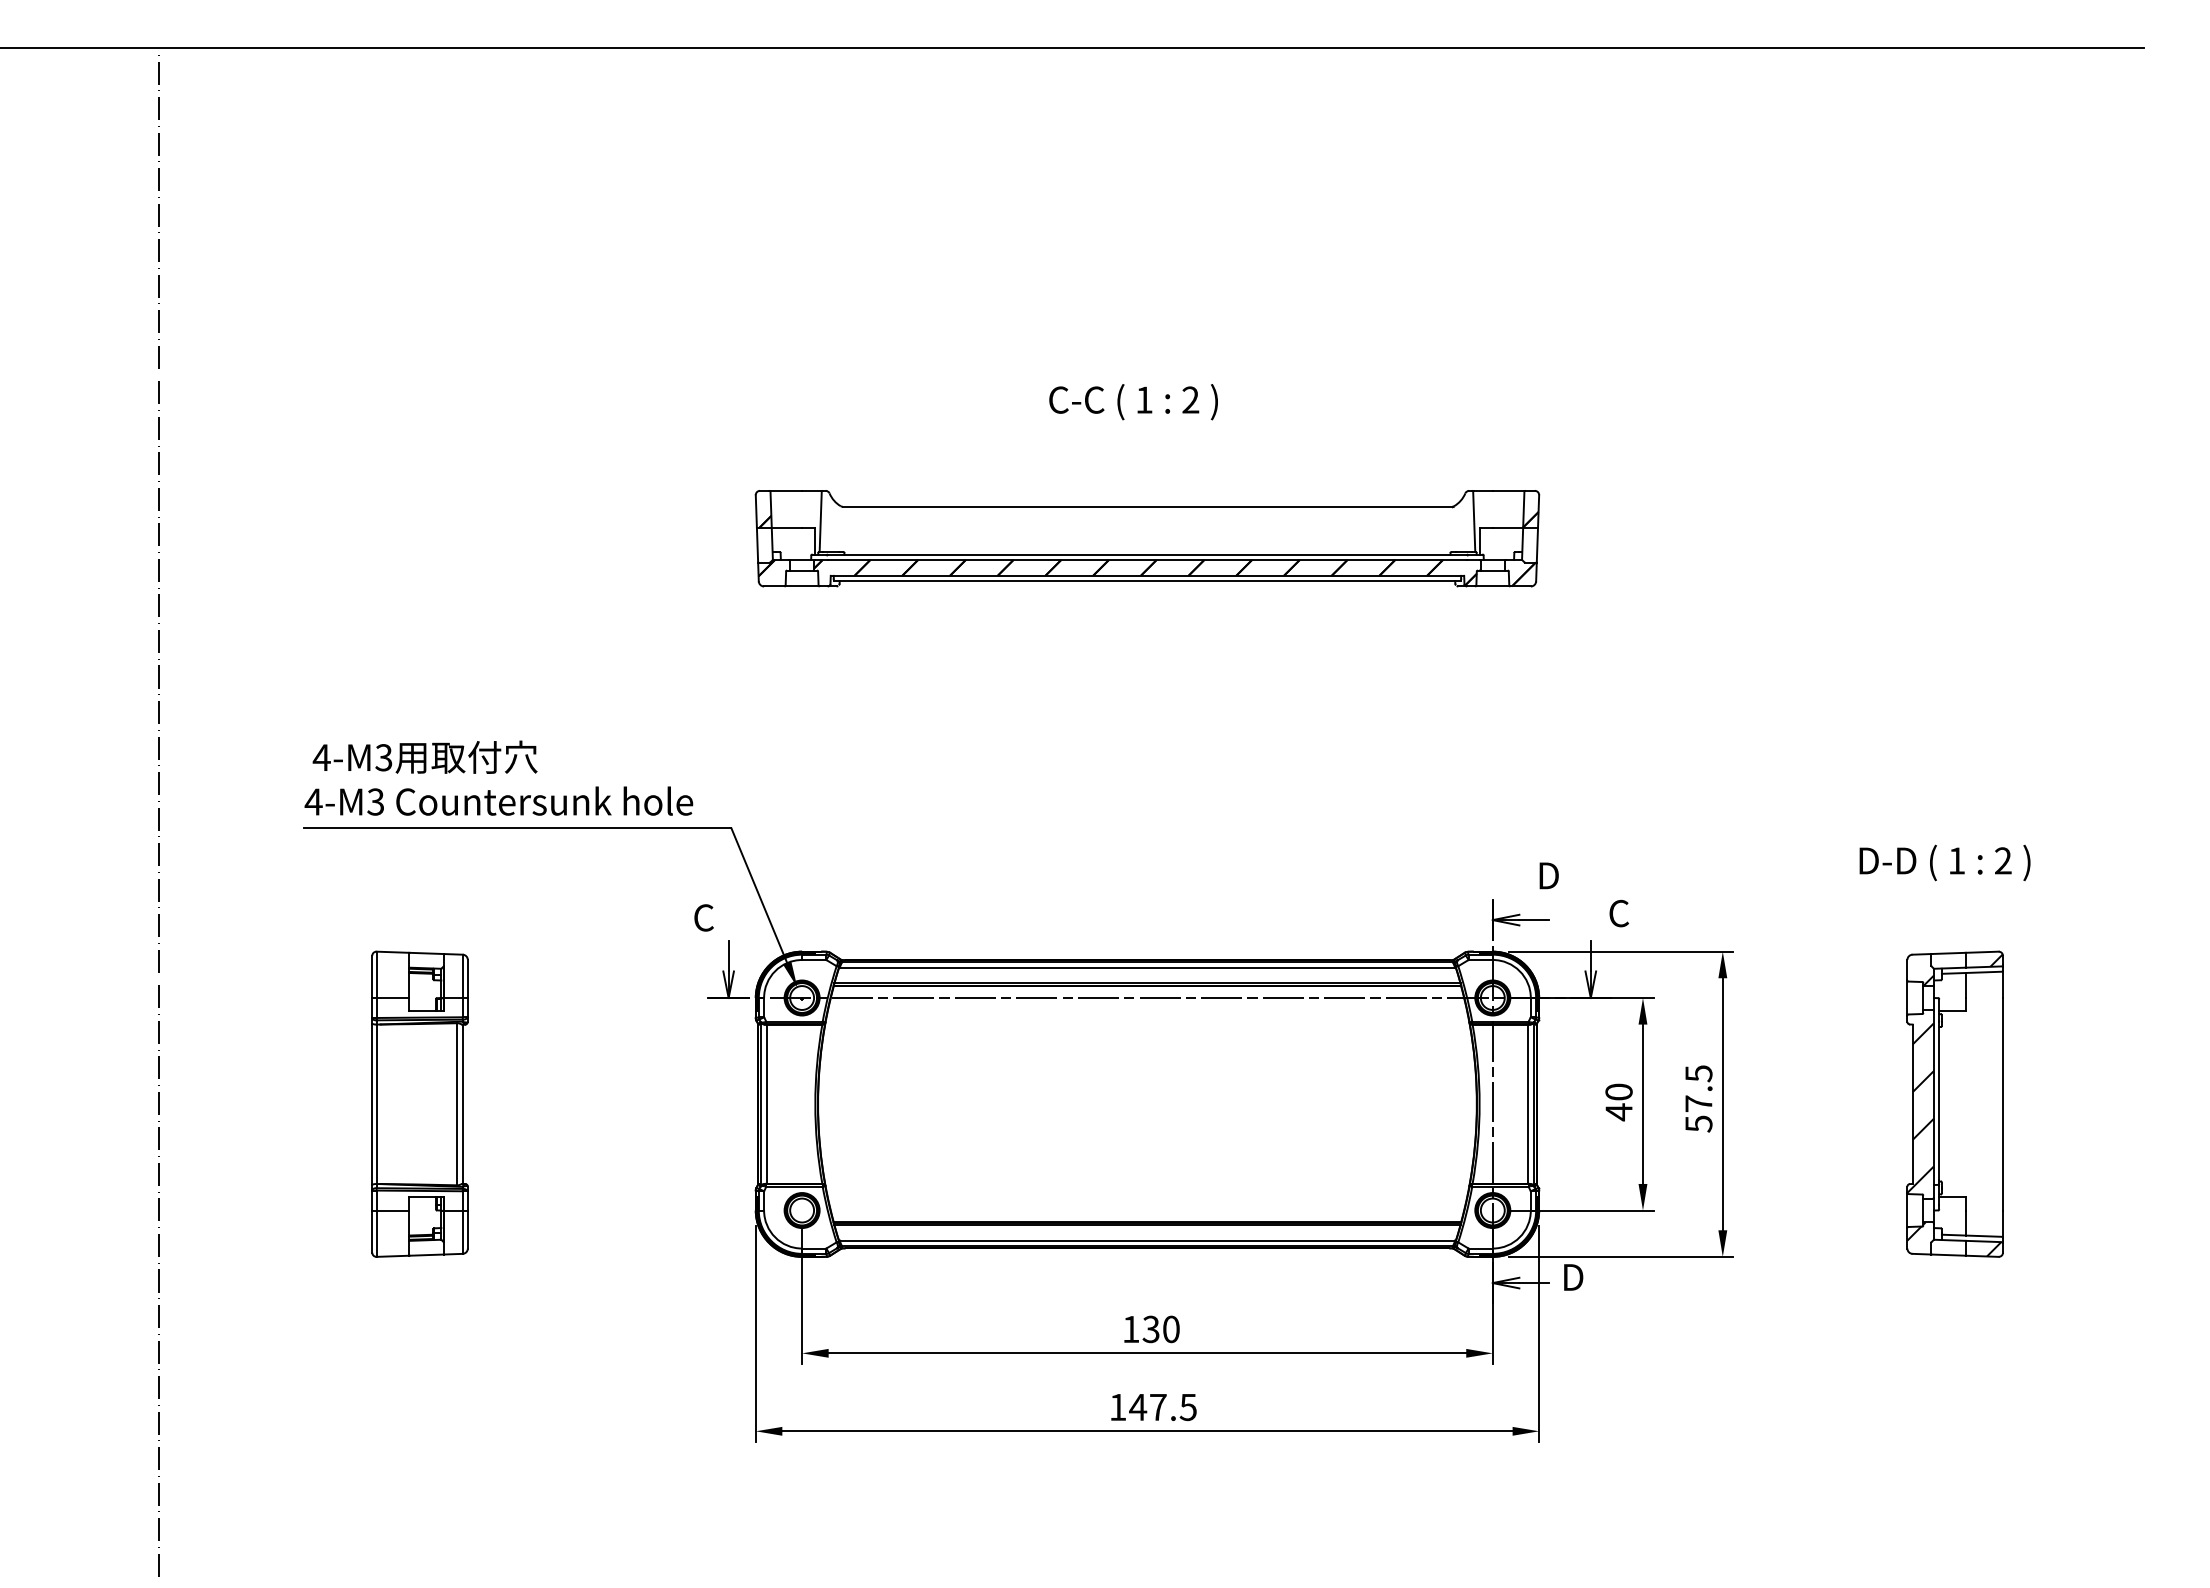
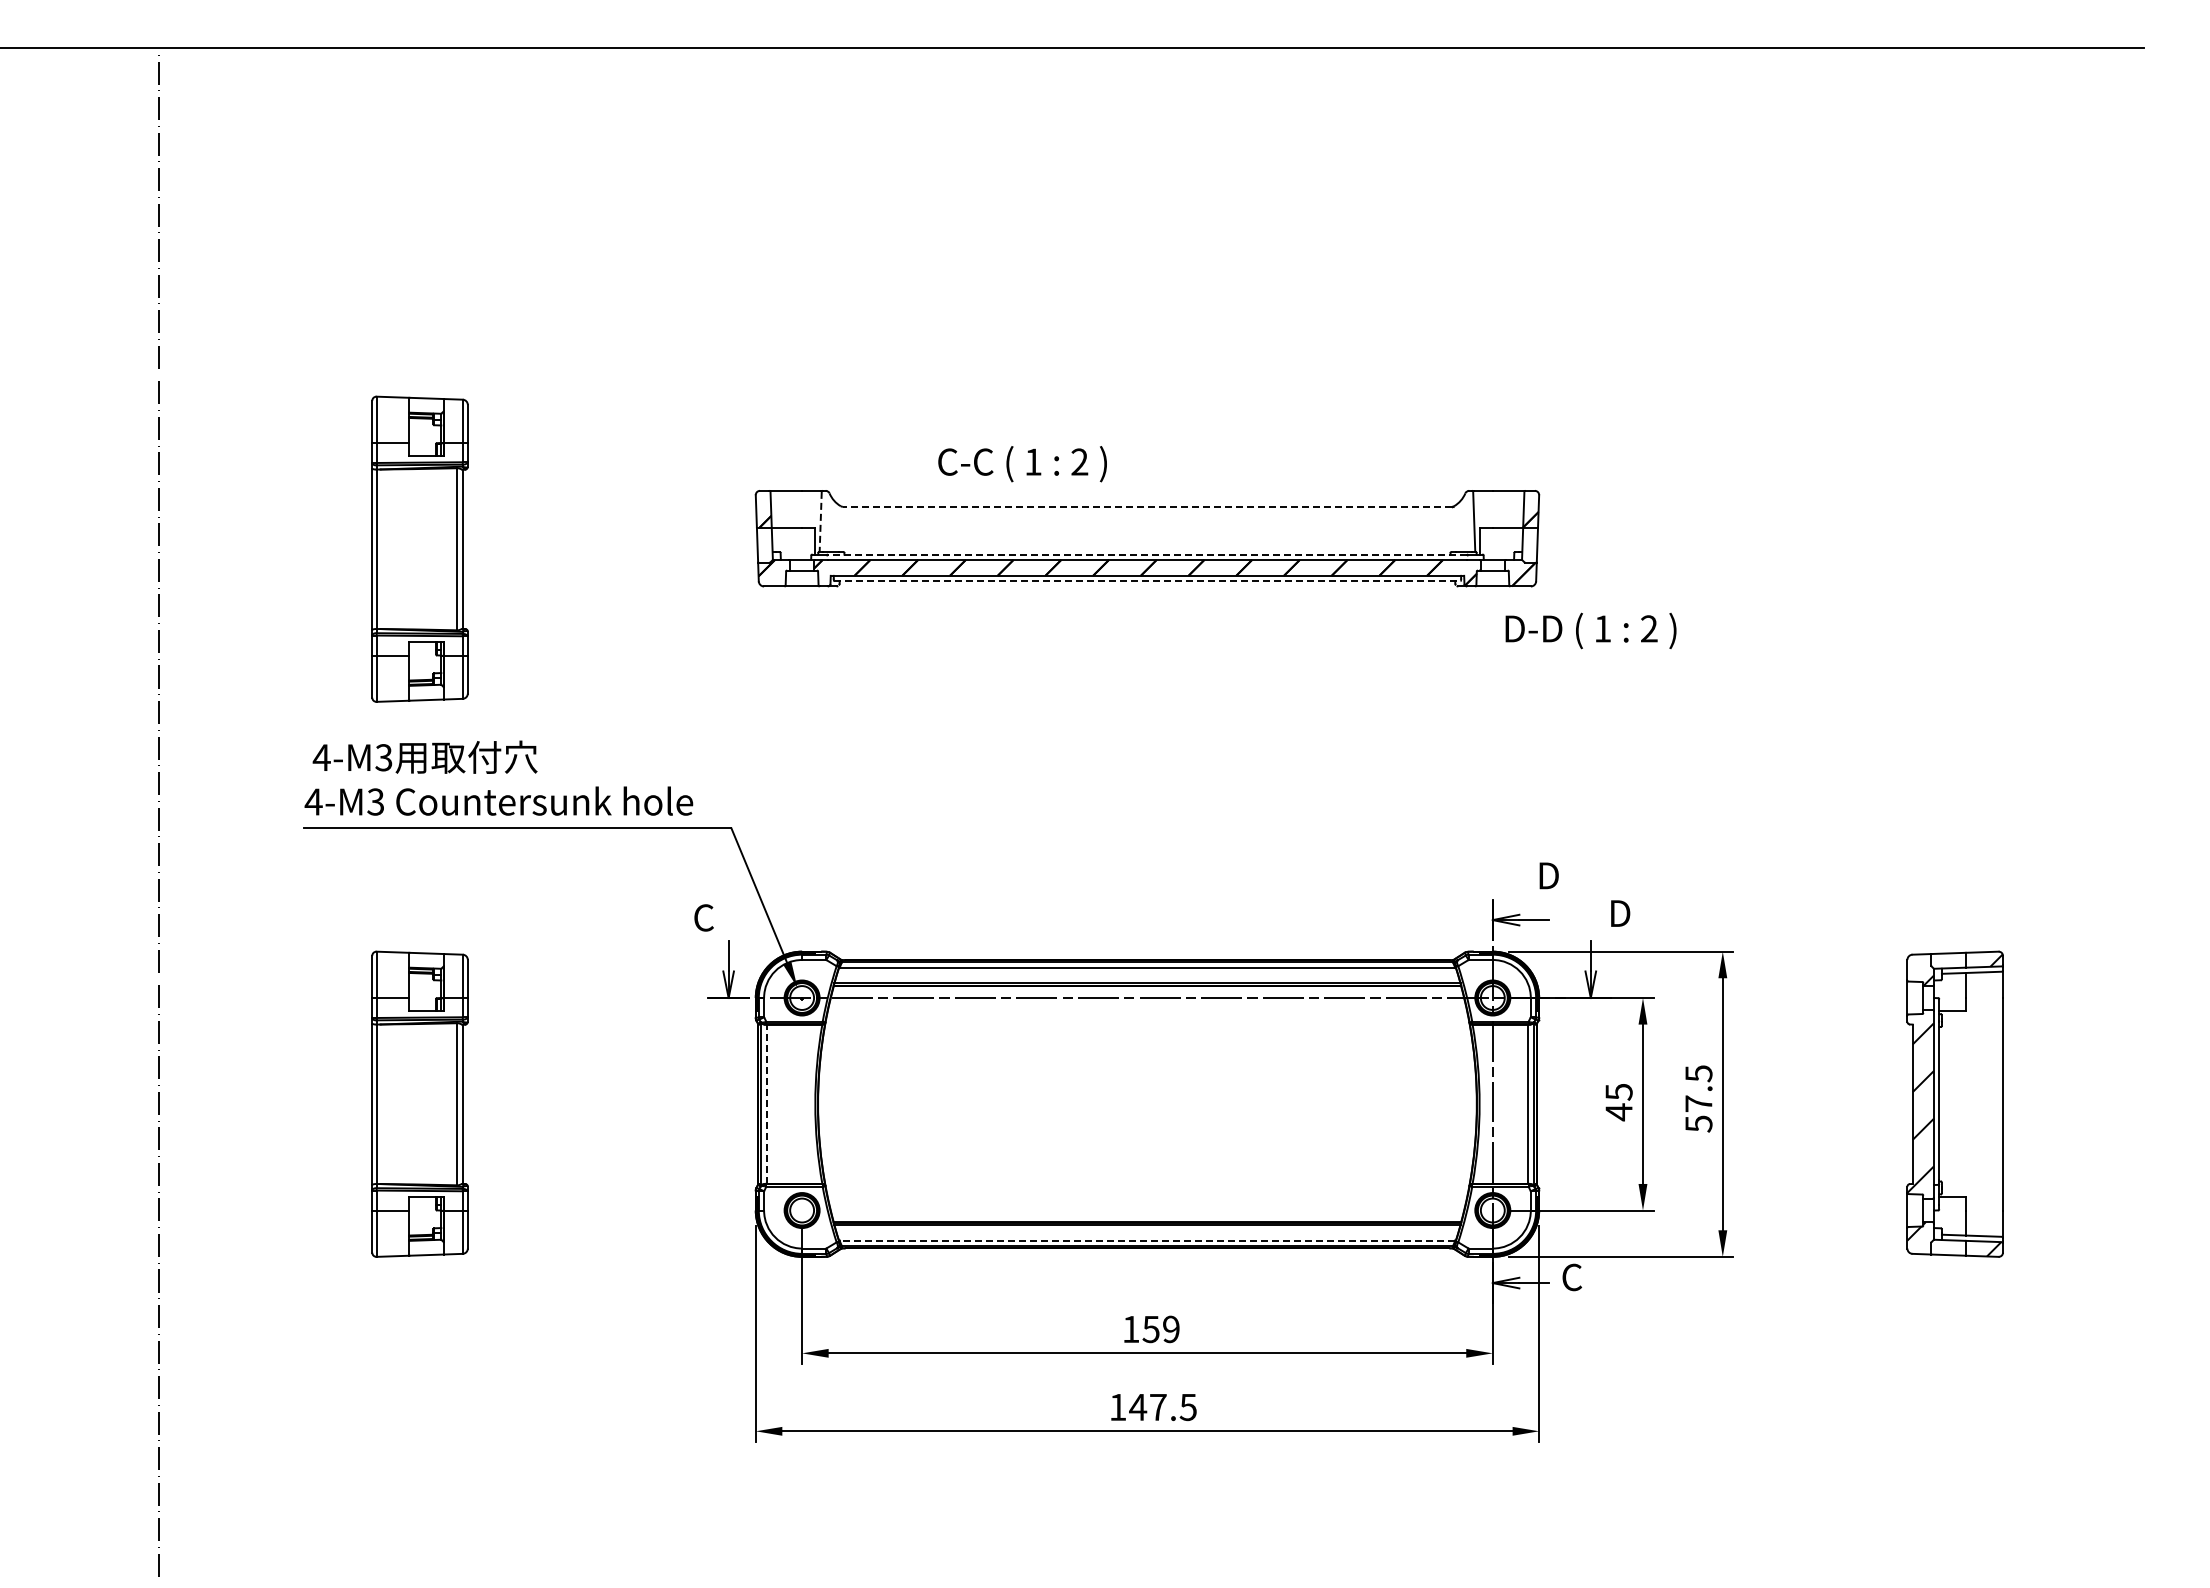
text position: (1133, 402) -> (1022, 464) (1022, 464)
line: solid -> dashed (1147, 506)
line: solid -> dashed (820, 522)
part: none -> present (419, 548)
line: solid -> dashed (1147, 554)
line: solid -> dashed (1147, 581)
text position: (1944, 862) -> (1590, 630) (1590, 630)
text: C -> D (1619, 913)
text: 40 -> 45 (1618, 1091)
line: solid -> dashed (766, 1104)
line: solid -> dashed (1147, 1240)
text: D -> C (1572, 1277)
text: 130 -> 159 (1161, 1329)
